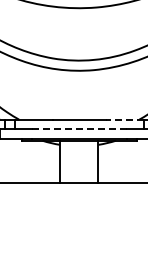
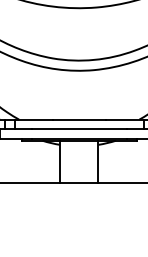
line: dashed -> solid (124, 119)
line: dashed -> solid (79, 129)
